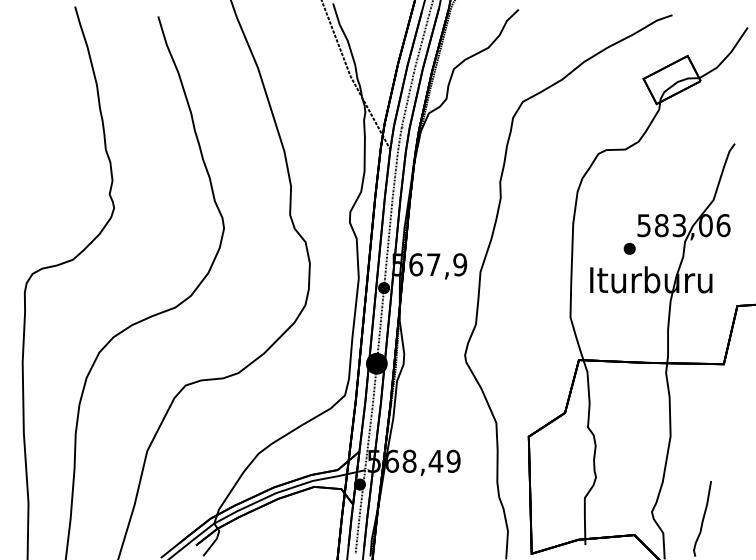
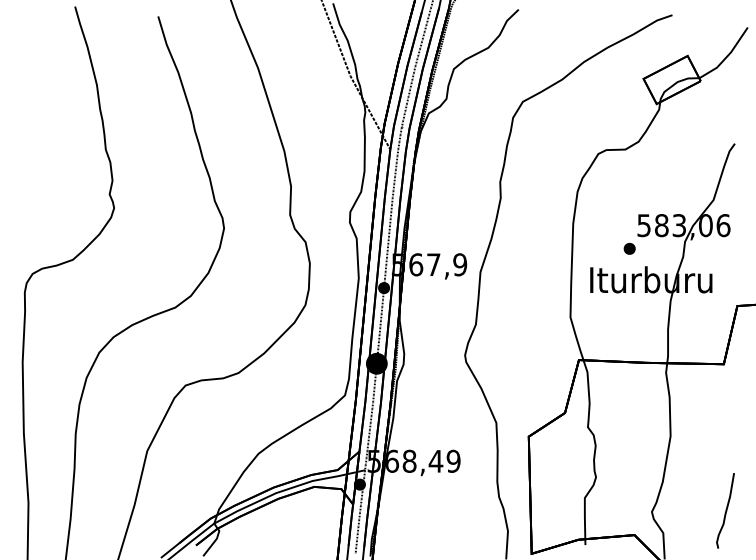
curve position: (702, 518) -> (725, 510) (725, 510)
